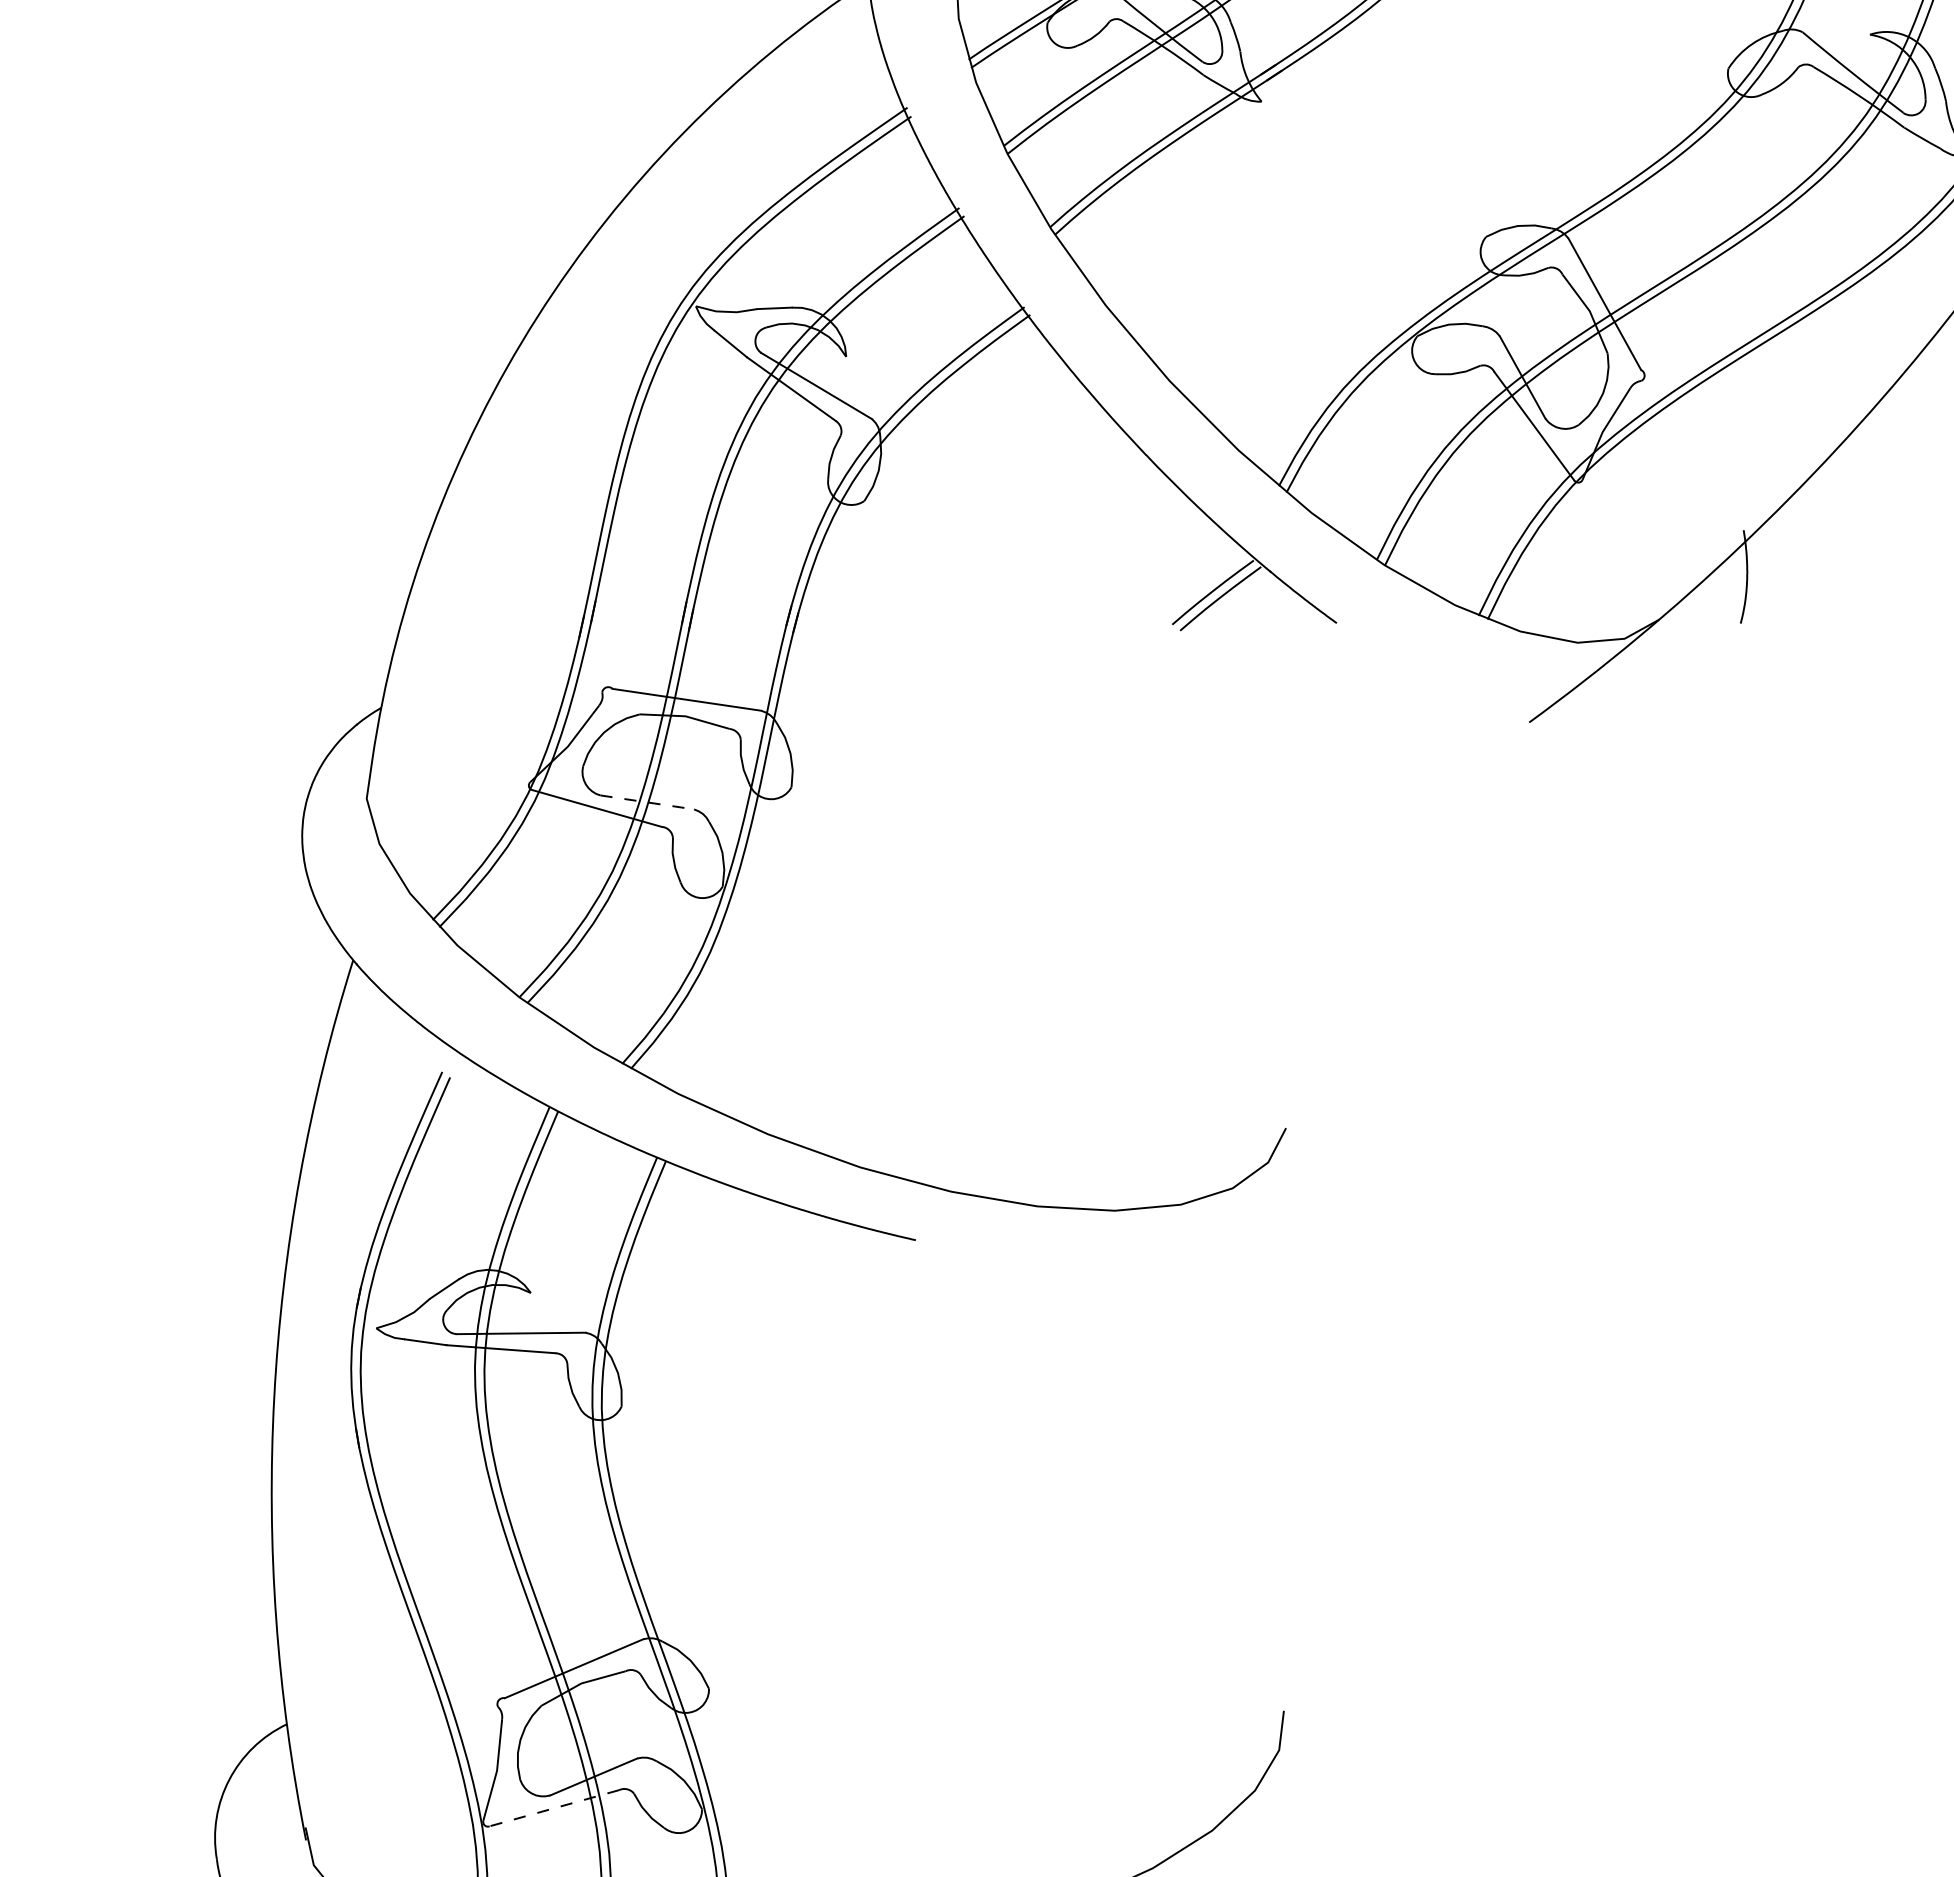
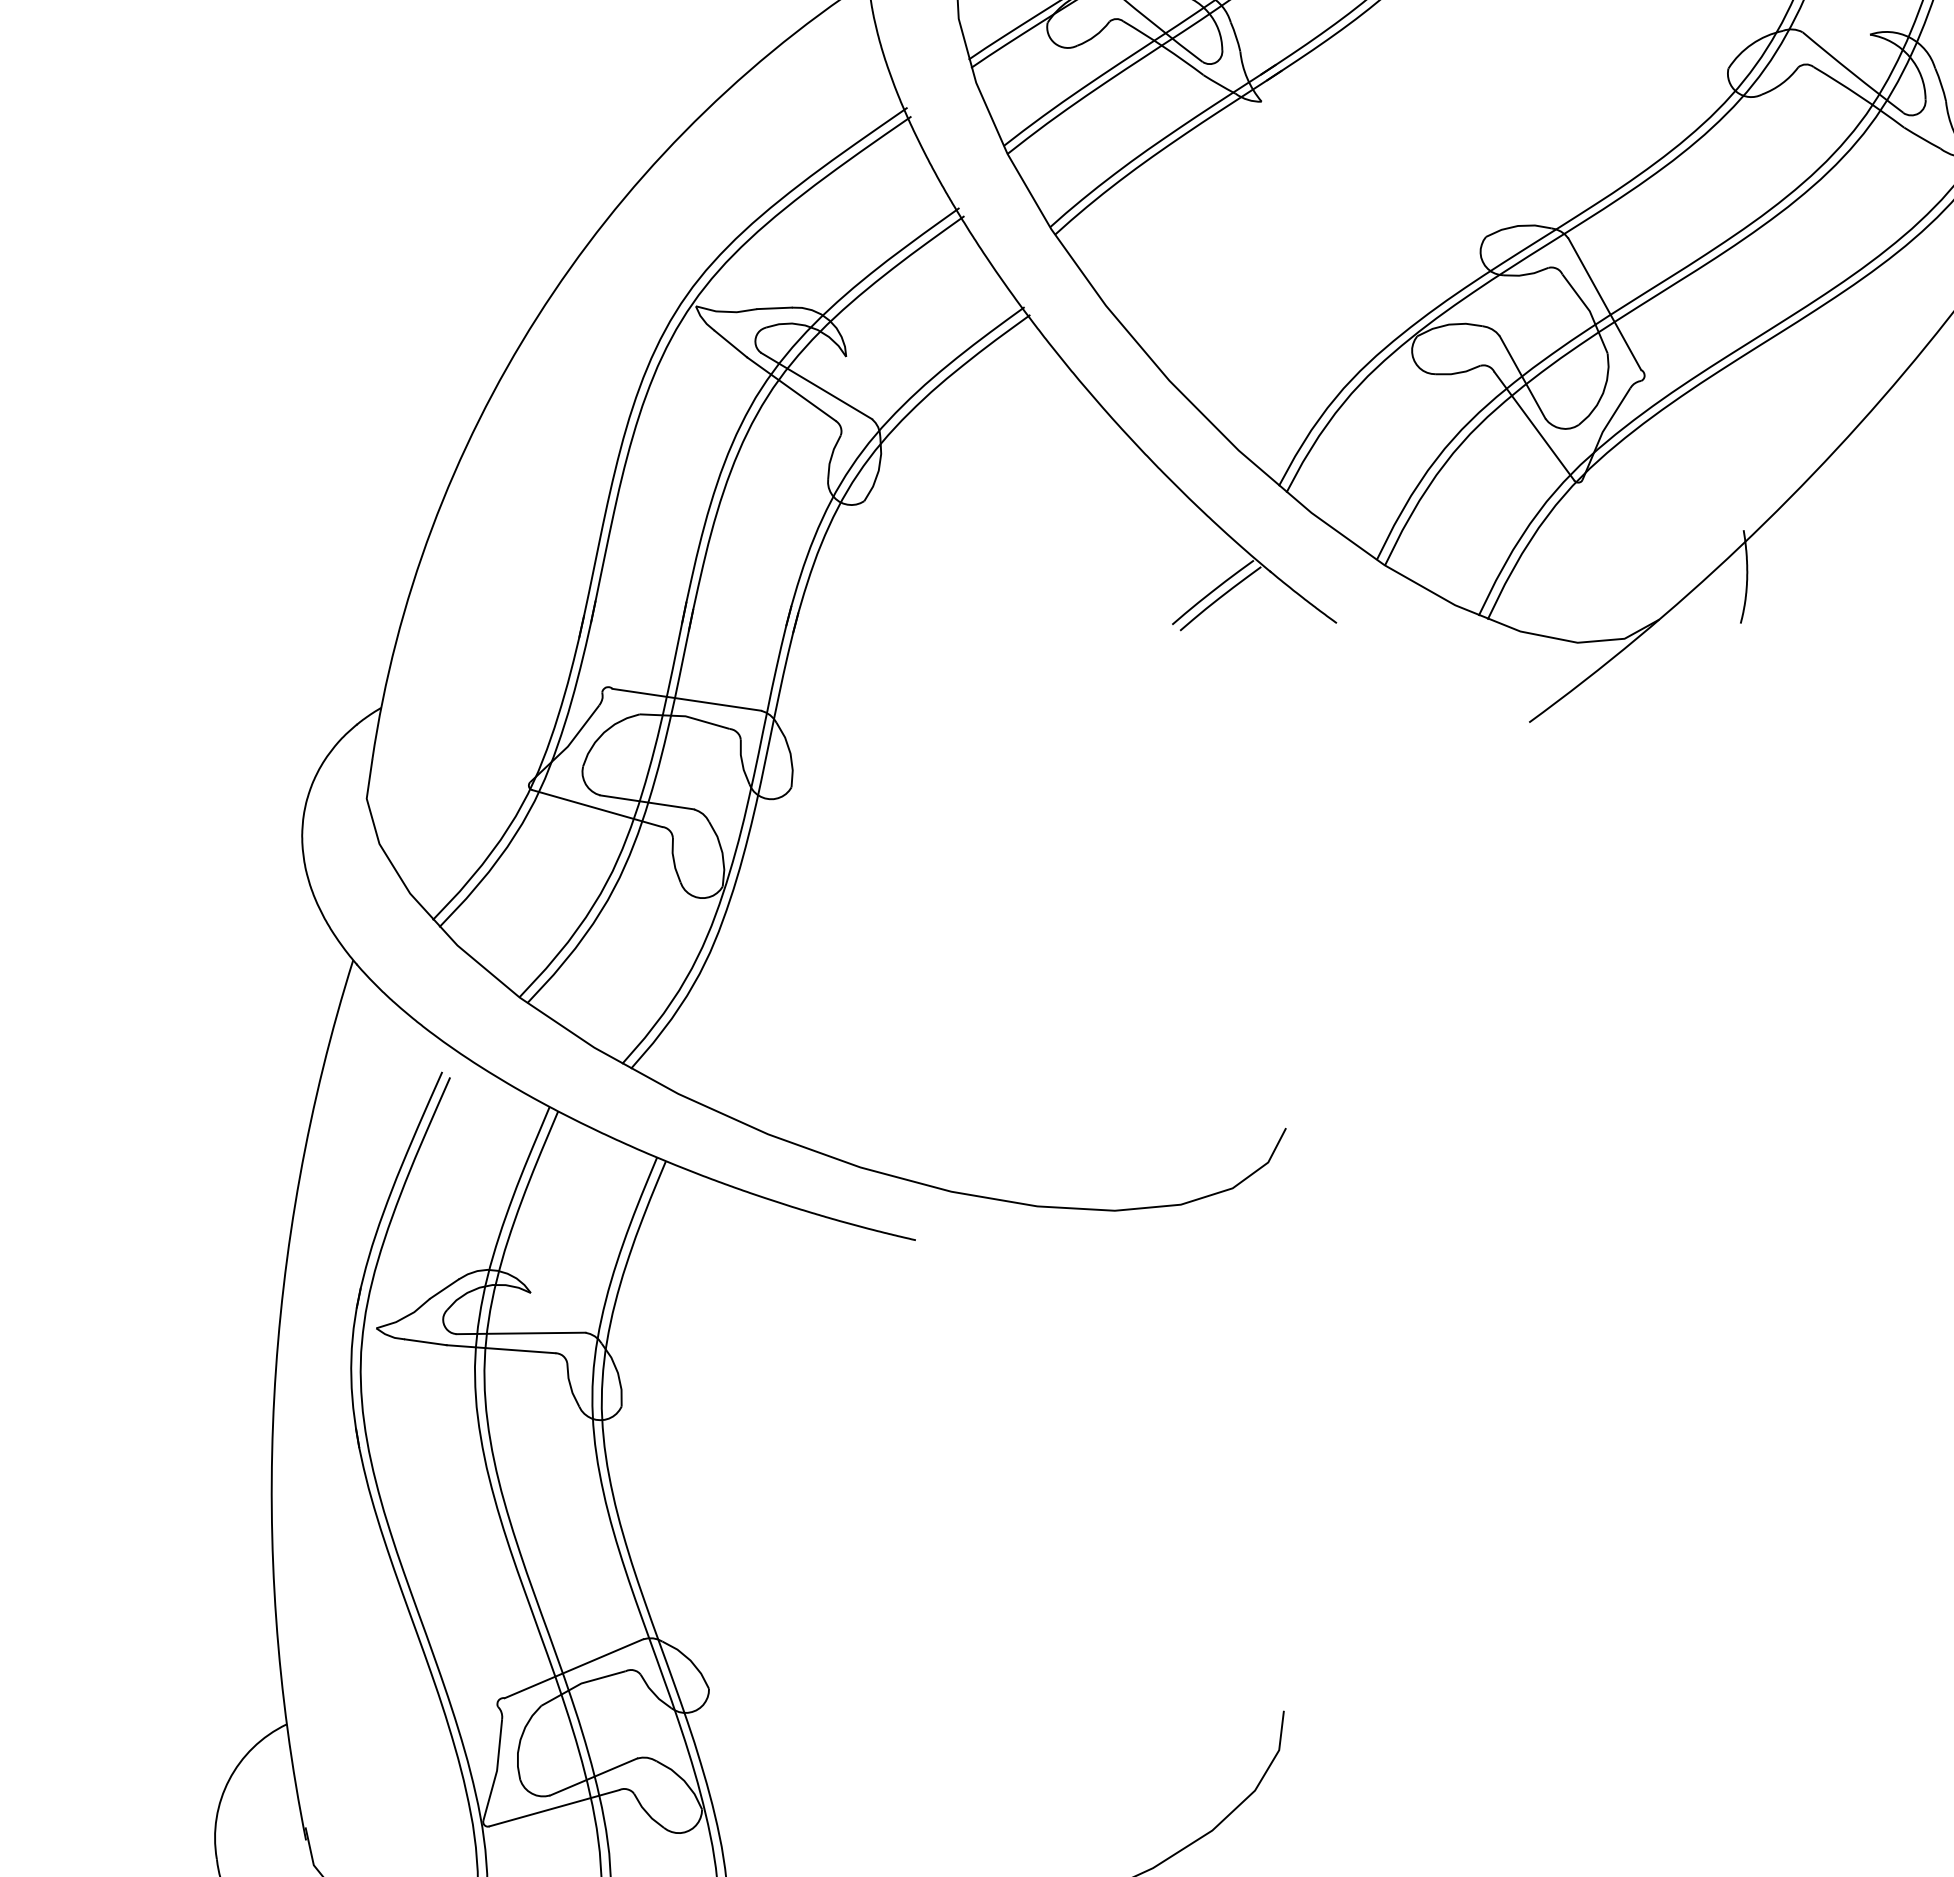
line: dashed -> solid (647, 802)
line: dashed -> solid (553, 1808)
